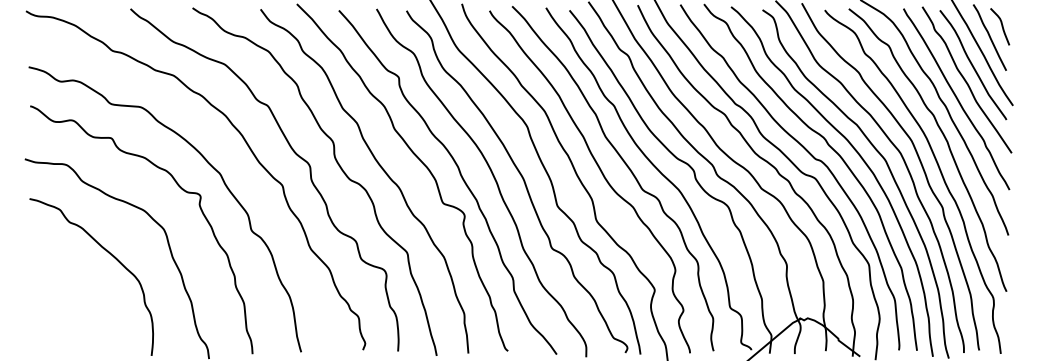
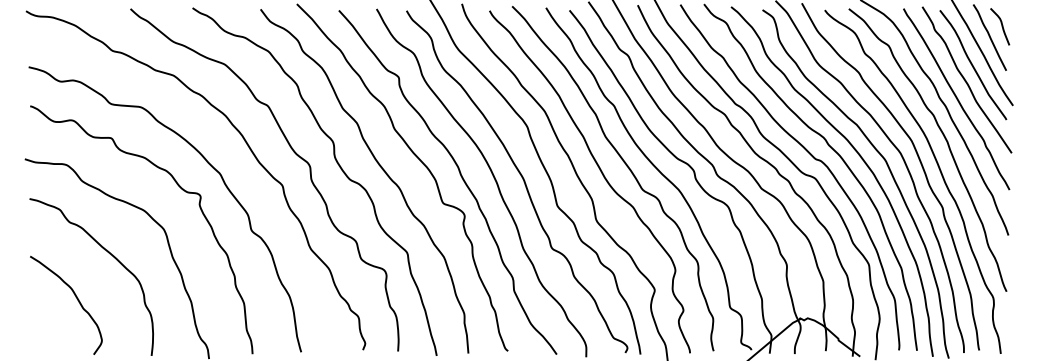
curve: none -> present (75, 297)
